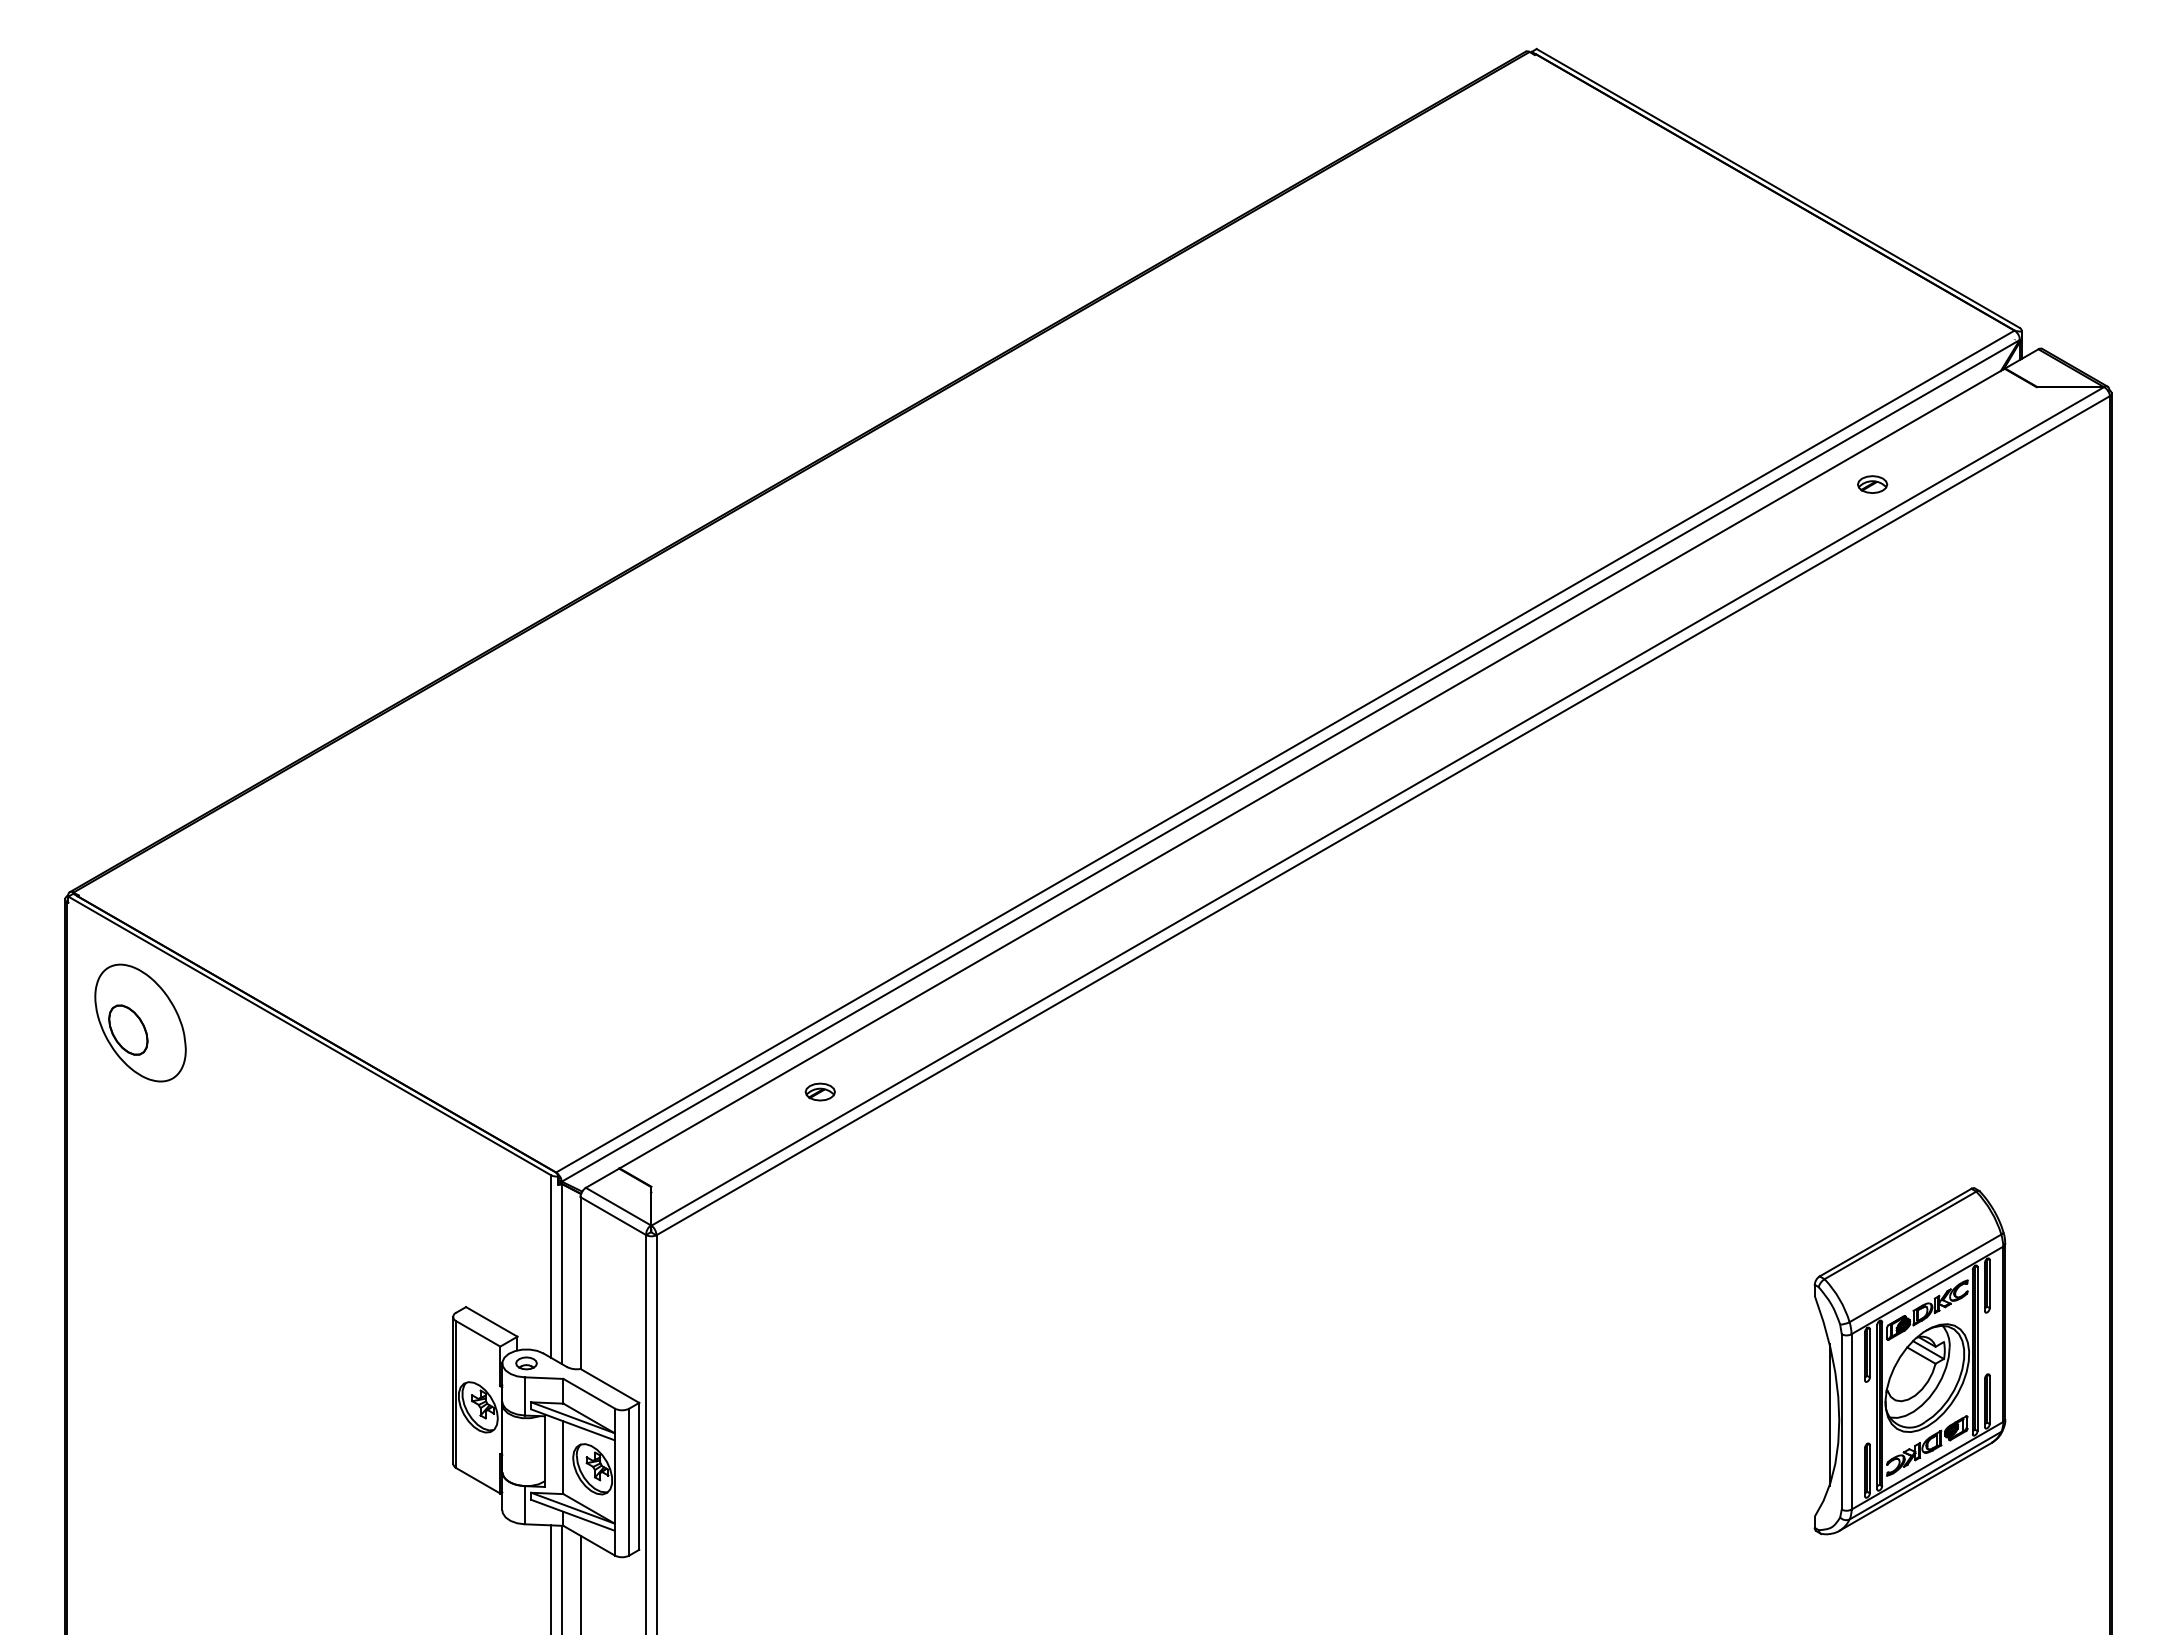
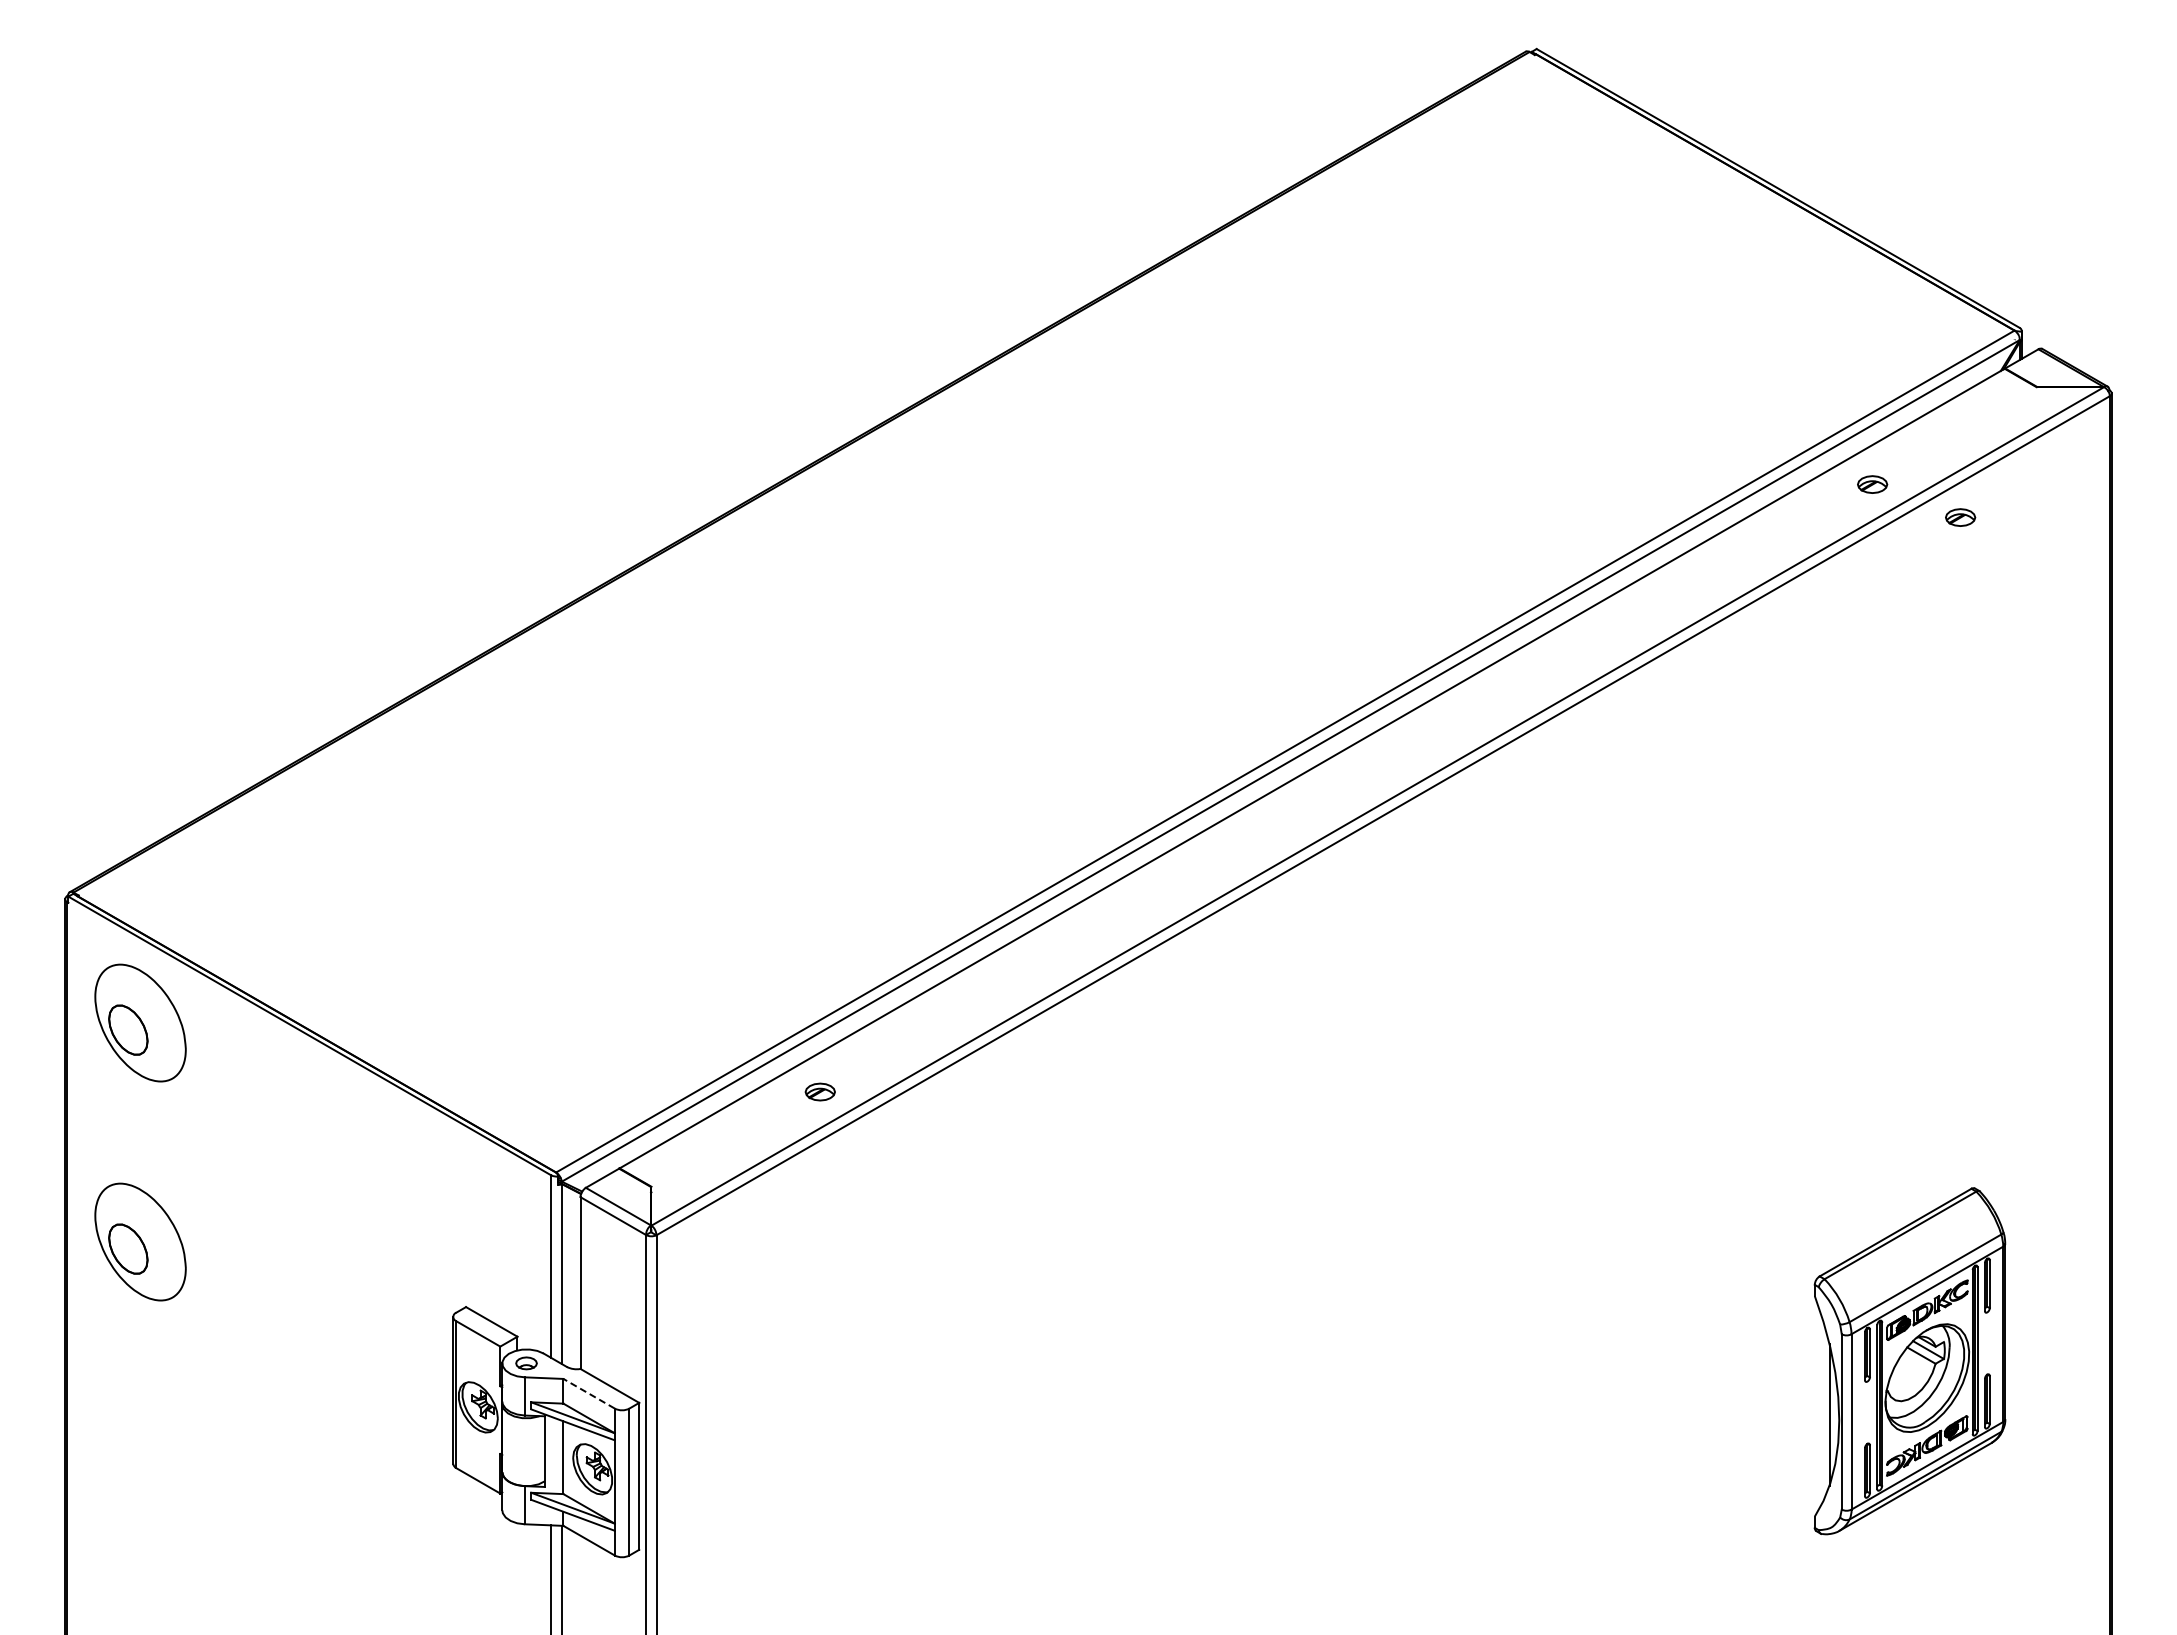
part: none -> present (1960, 517)
part: none -> present (140, 1241)
line: solid -> dashed (589, 1393)
line: present -> none (580, 1583)
